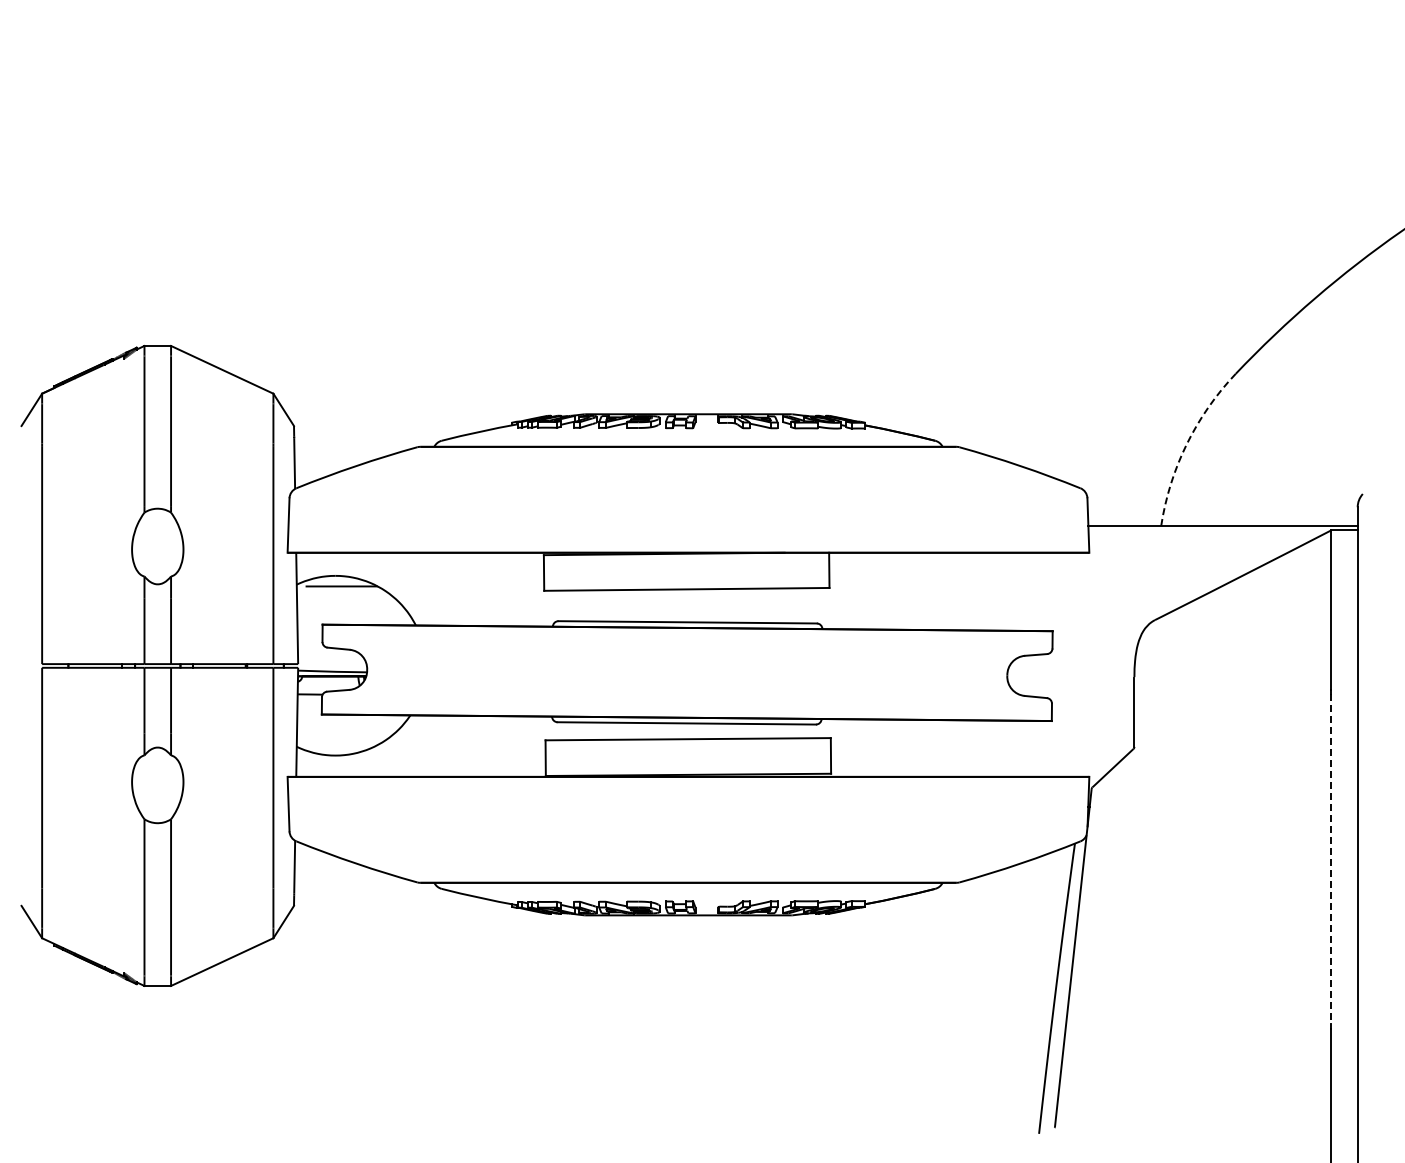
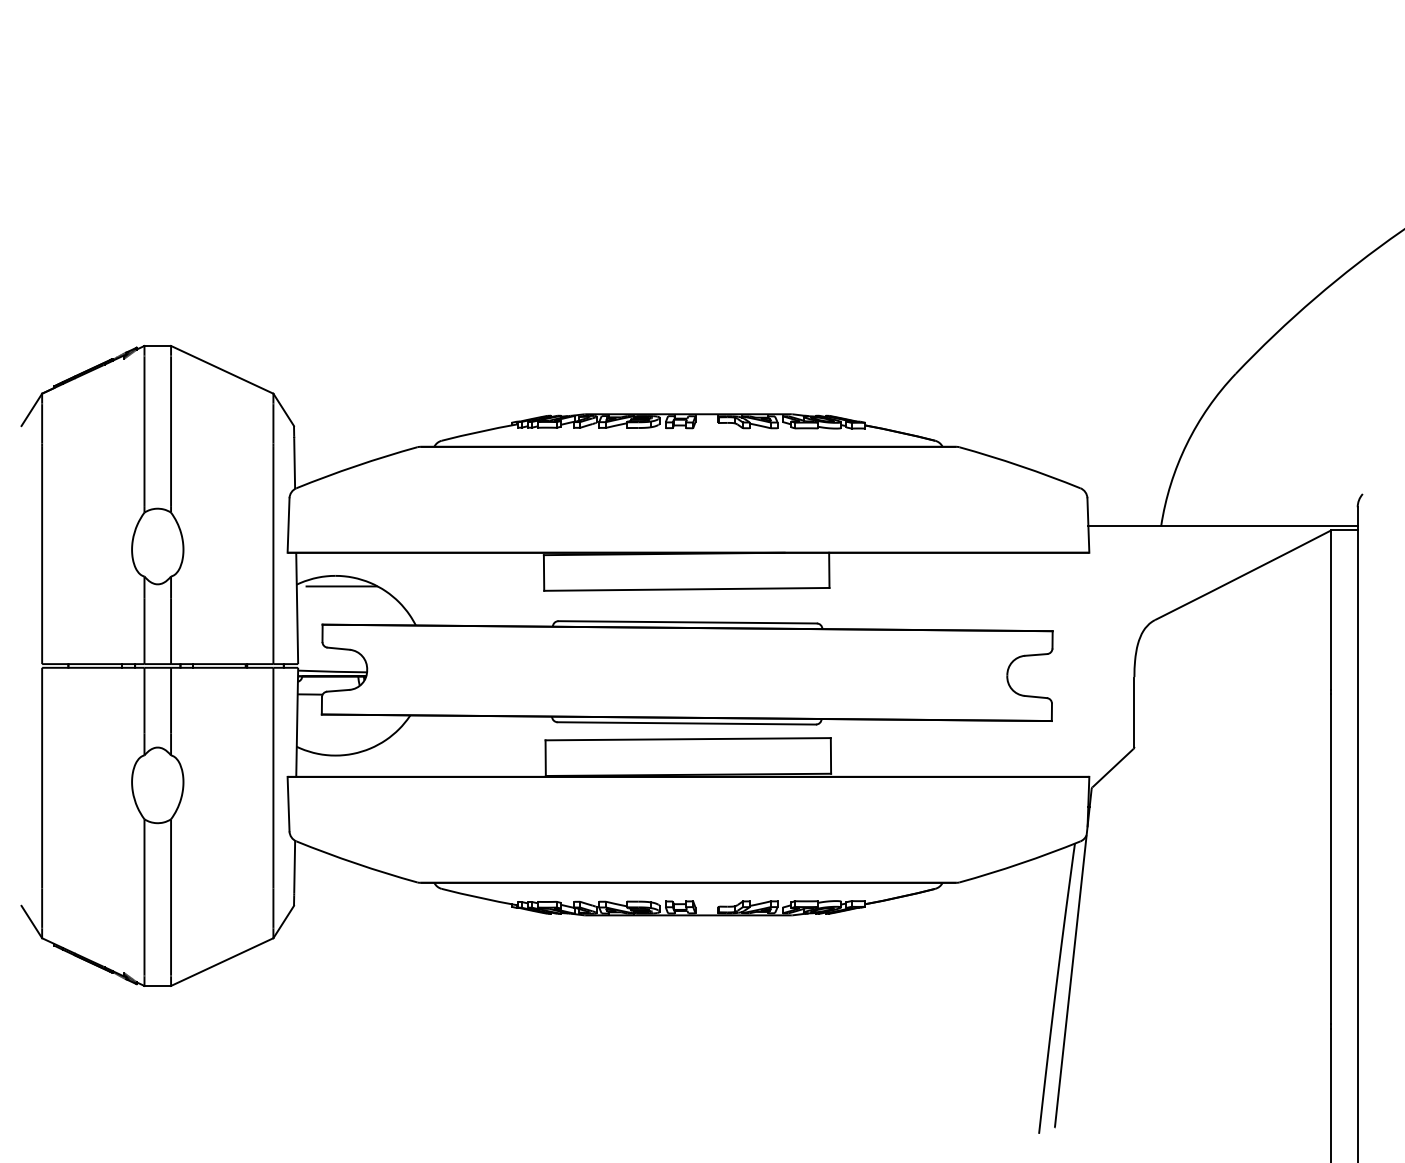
arc: dashed -> solid (1186, 444)
line: dashed -> solid (1331, 858)
